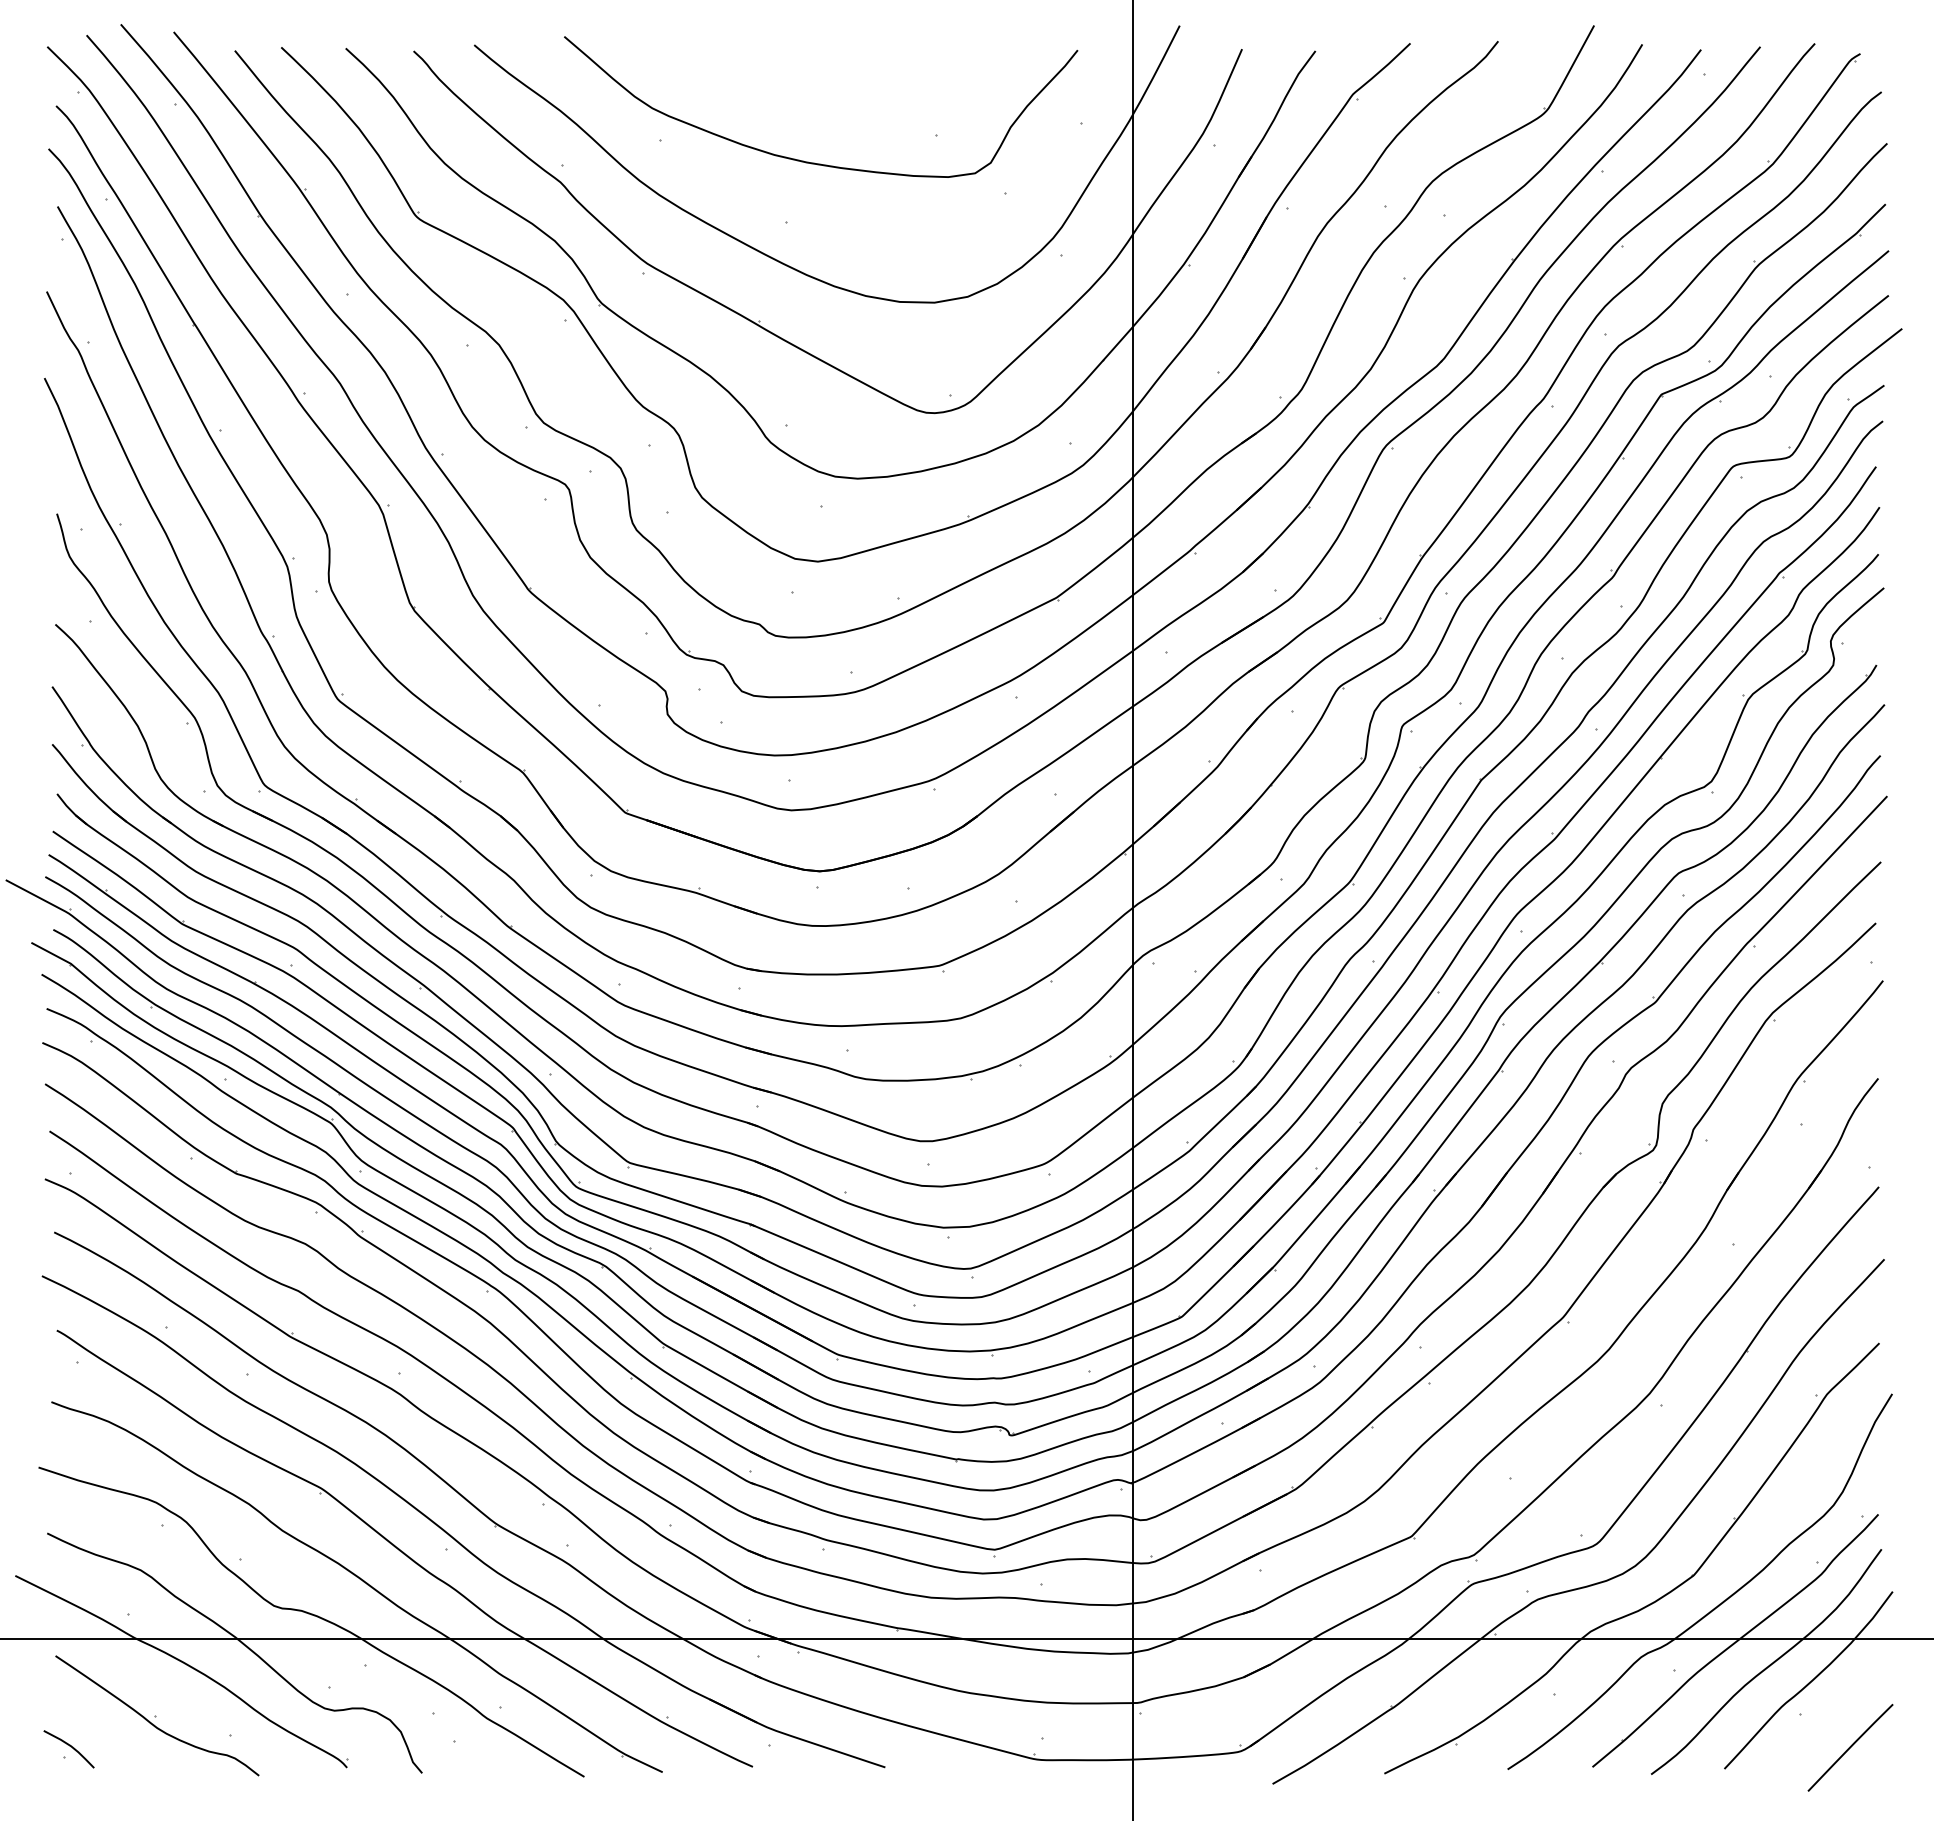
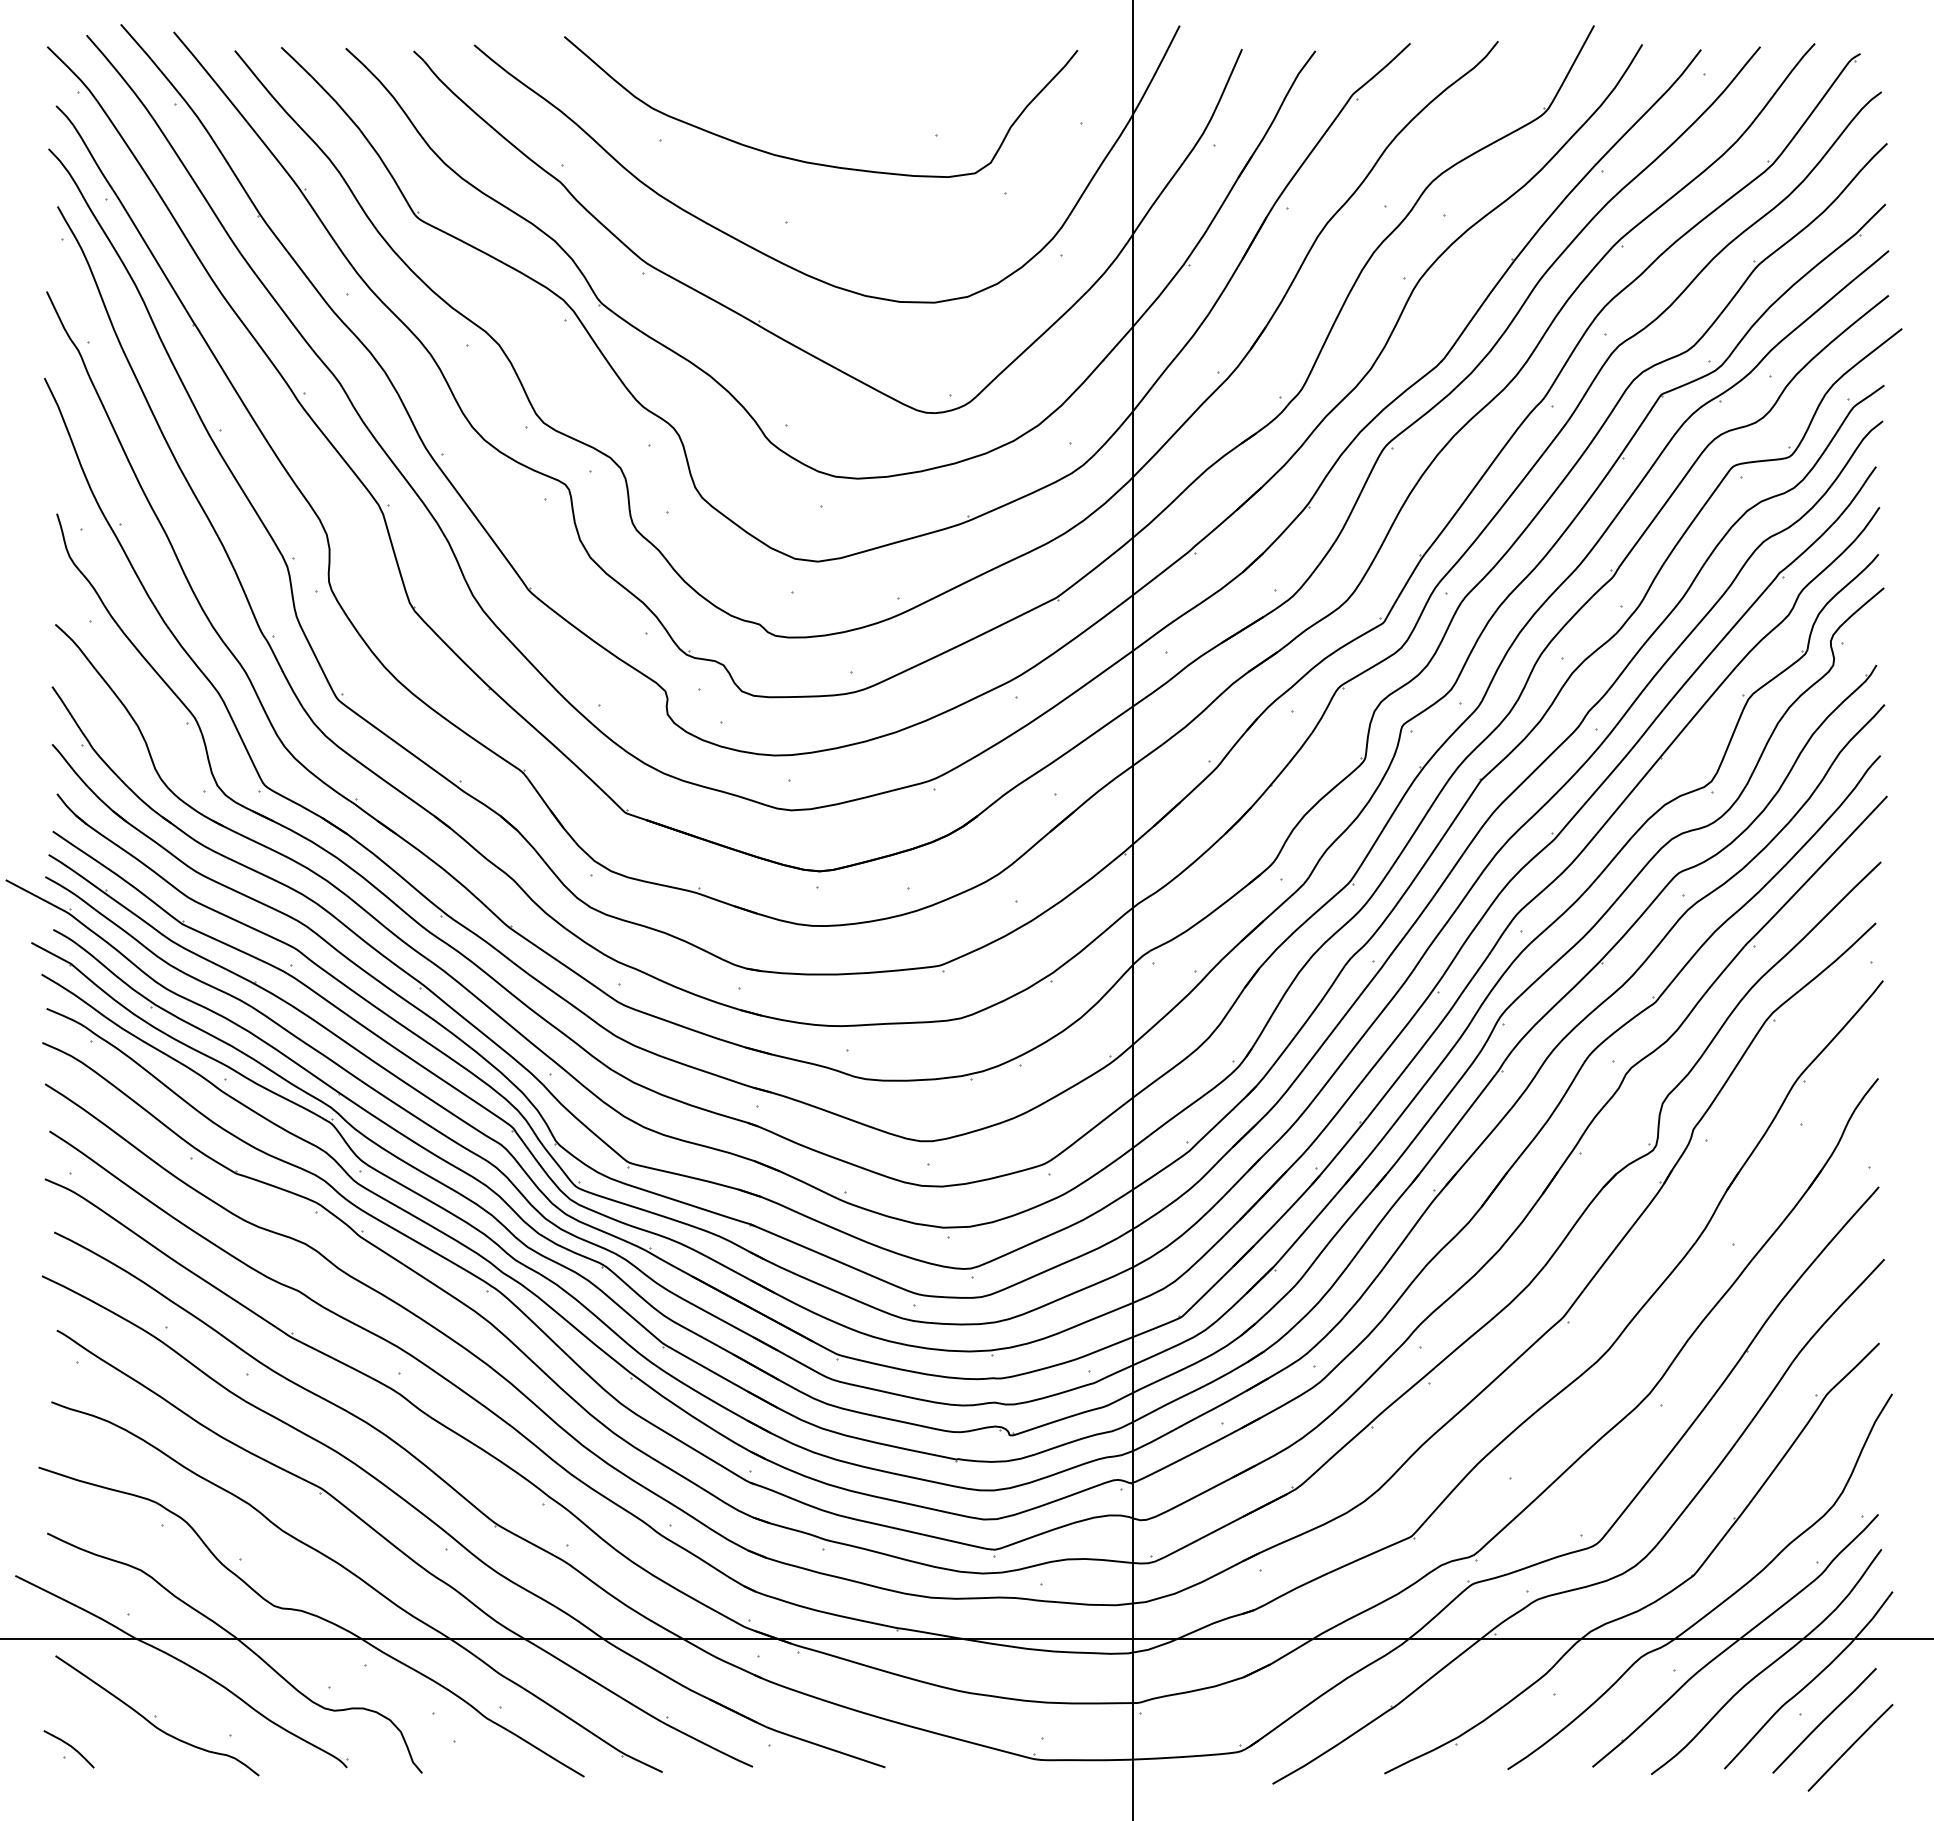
line: none -> present (1824, 1720)
